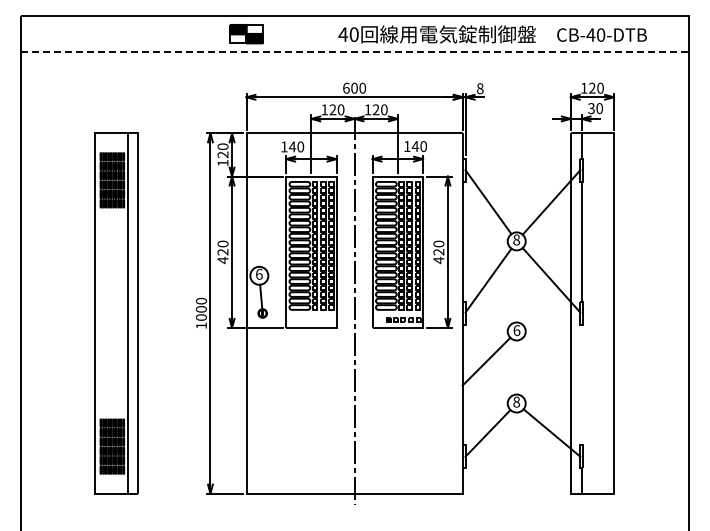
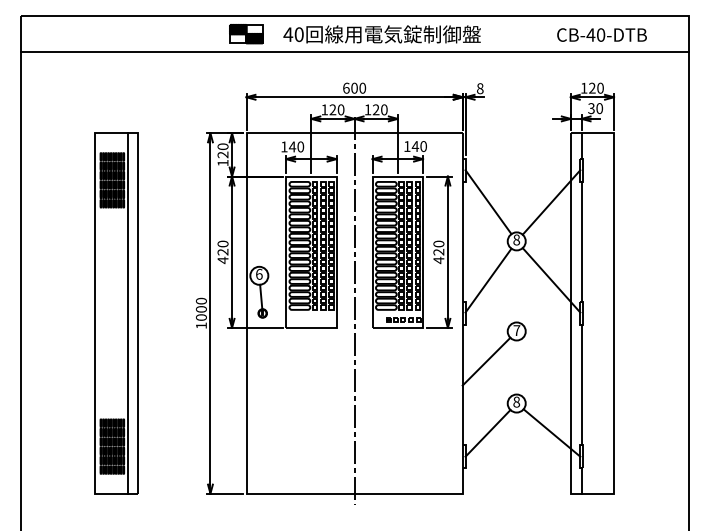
text position: (436, 34) -> (381, 34) (381, 34)
line: dashed -> solid (355, 52)
text: 6 -> 7 (516, 330)
line: none -> present (581, 384)
